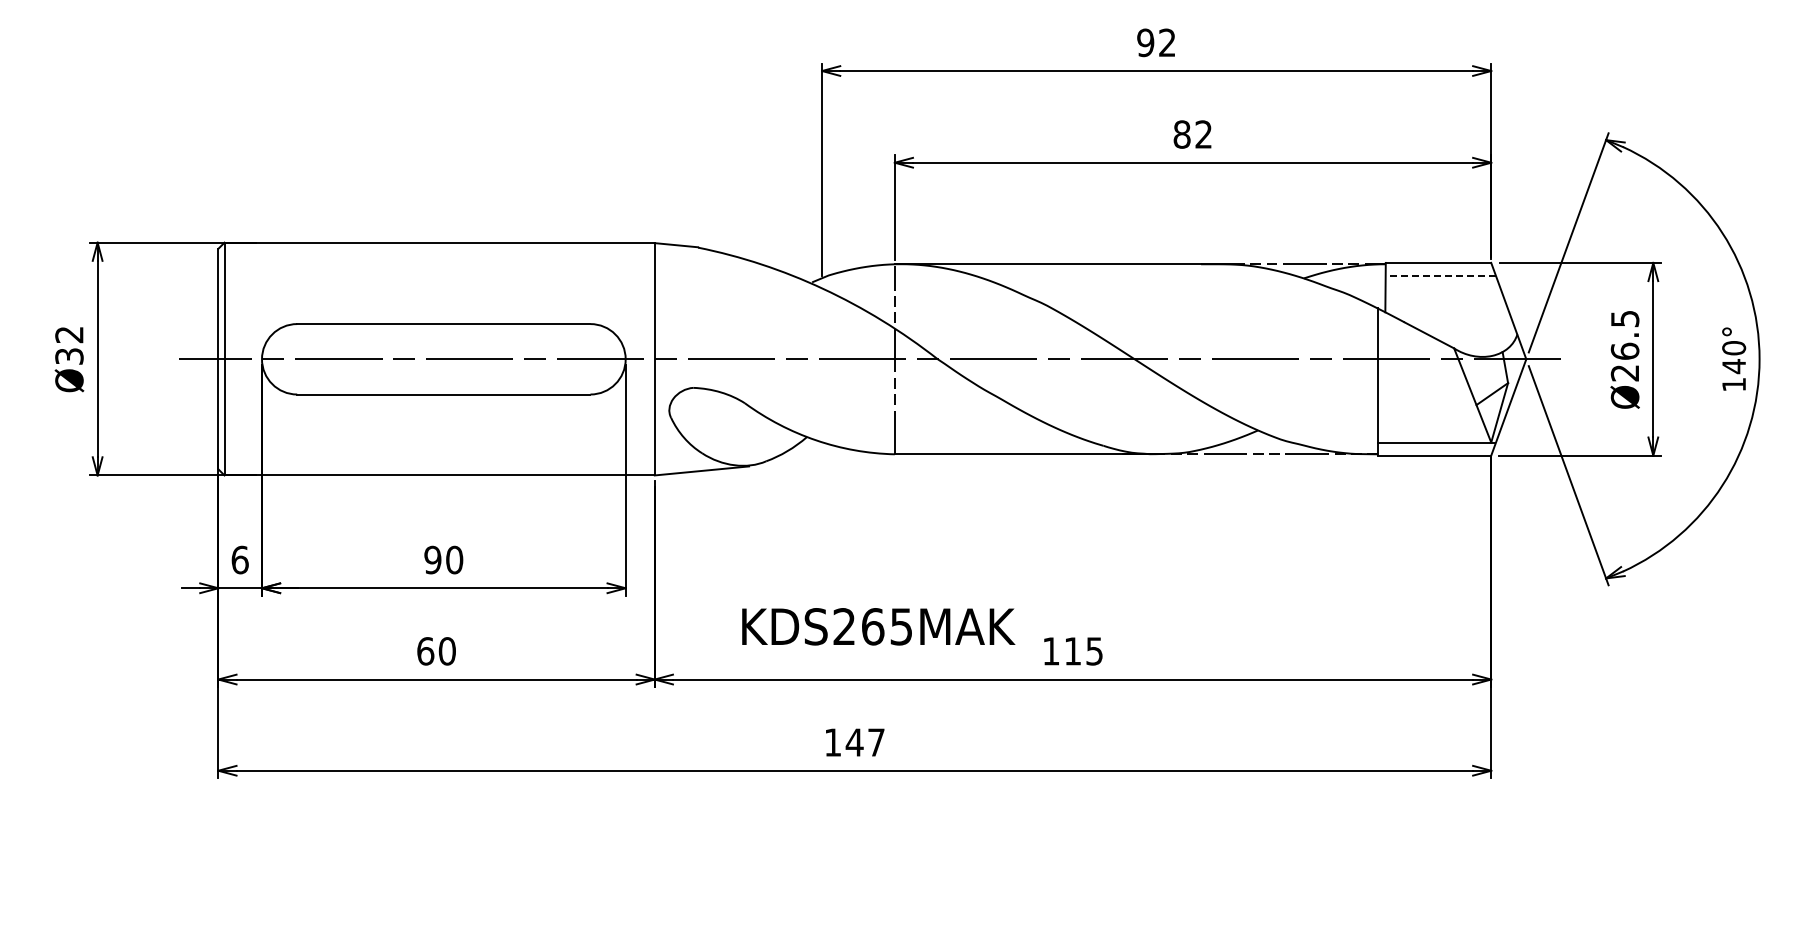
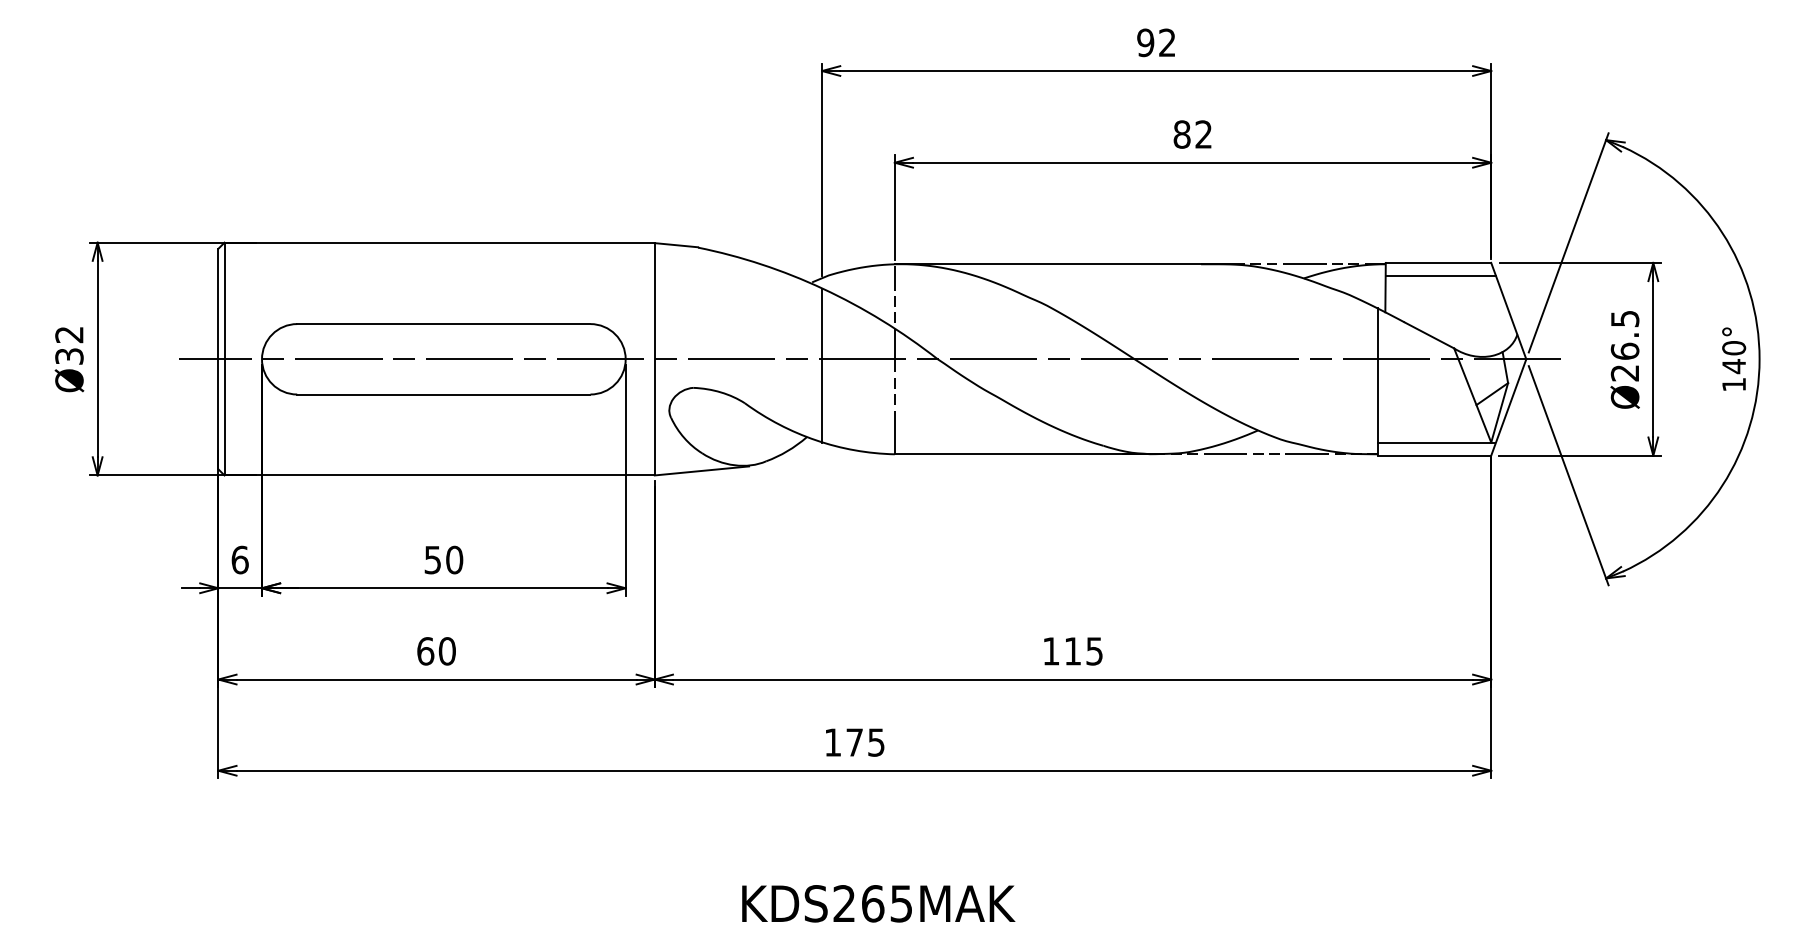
line: dashed -> solid (1440, 275)
line: none -> present (822, 366)
text: 90 -> 50 (432, 559)
text position: (878, 626) -> (878, 903) (878, 903)
text: 147 -> 175 (864, 742)
